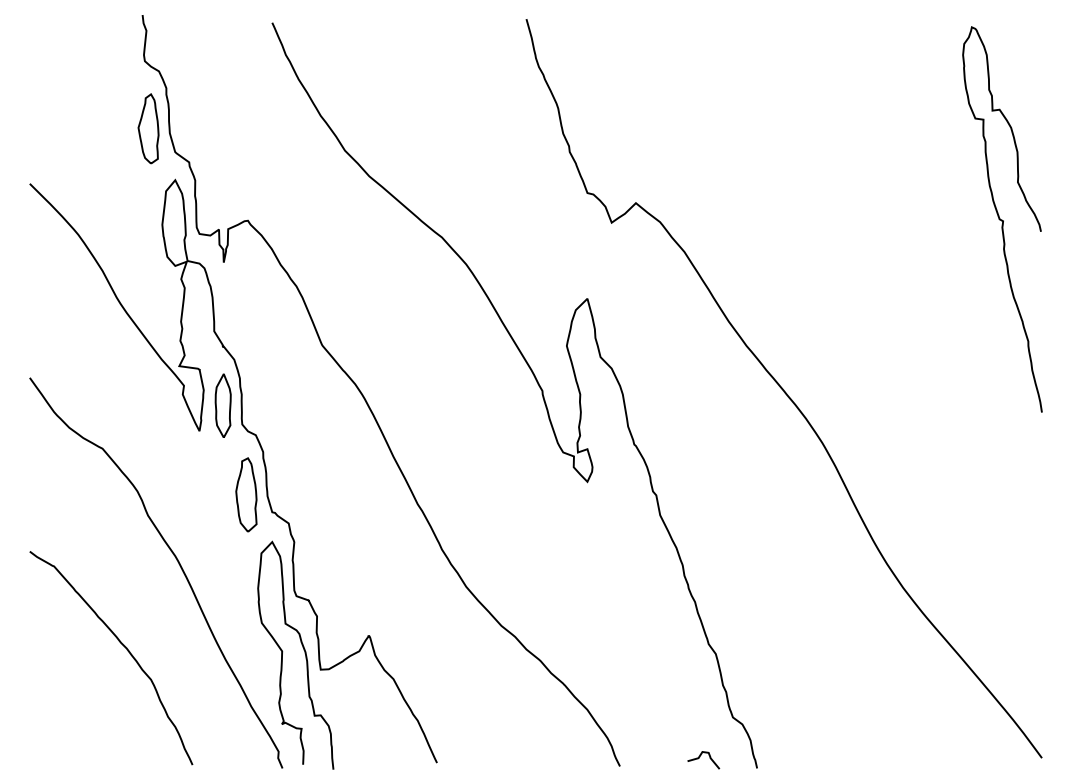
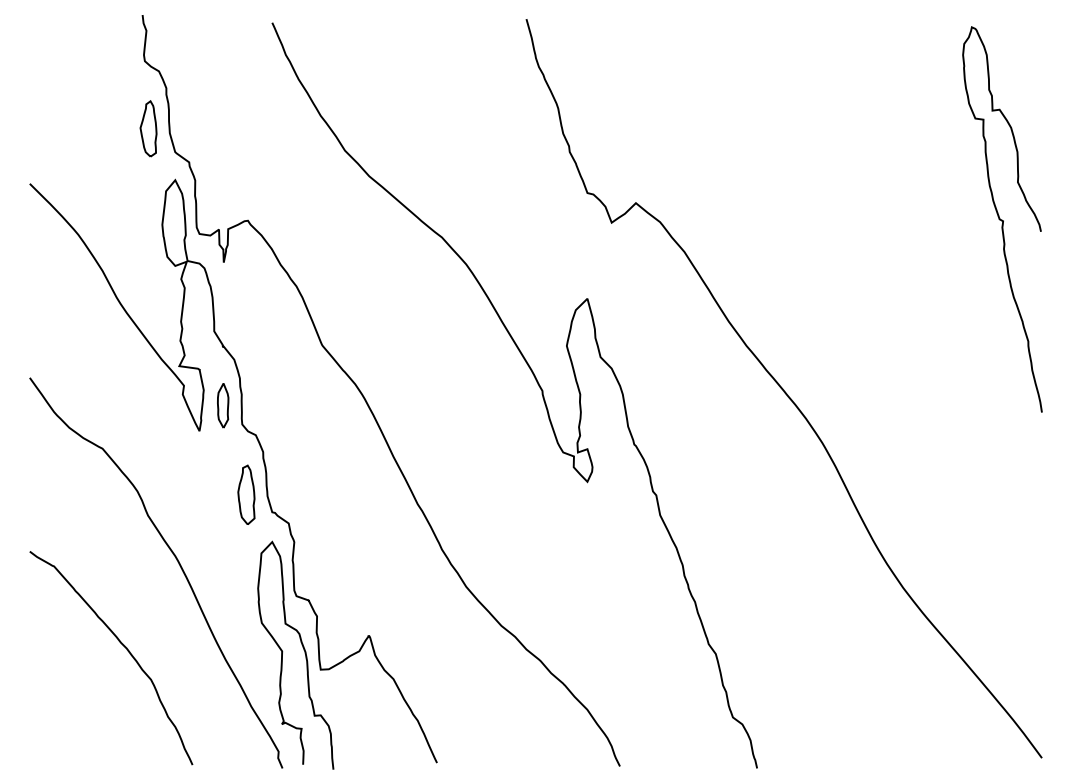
part size: 23x72 px -> 19x58 px (148, 128)
part size: 18x65 px -> 13x46 px (223, 405)
part size: 23x76 px -> 19x61 px (246, 494)
curve: present -> none (700, 757)
